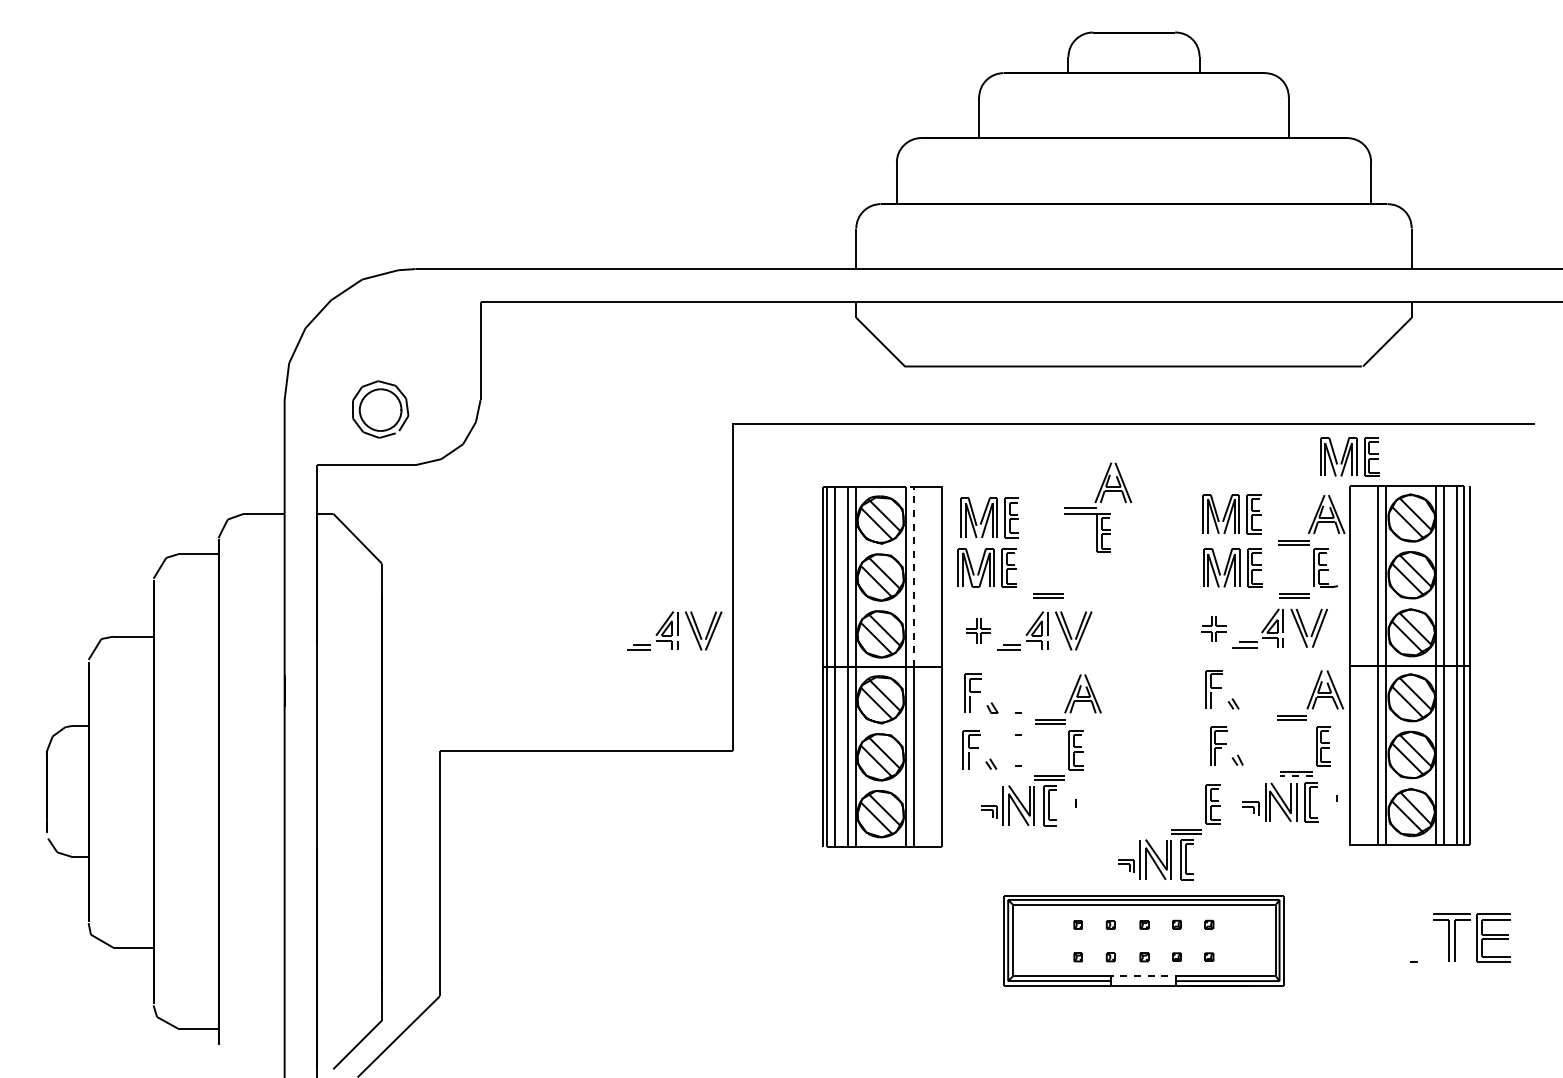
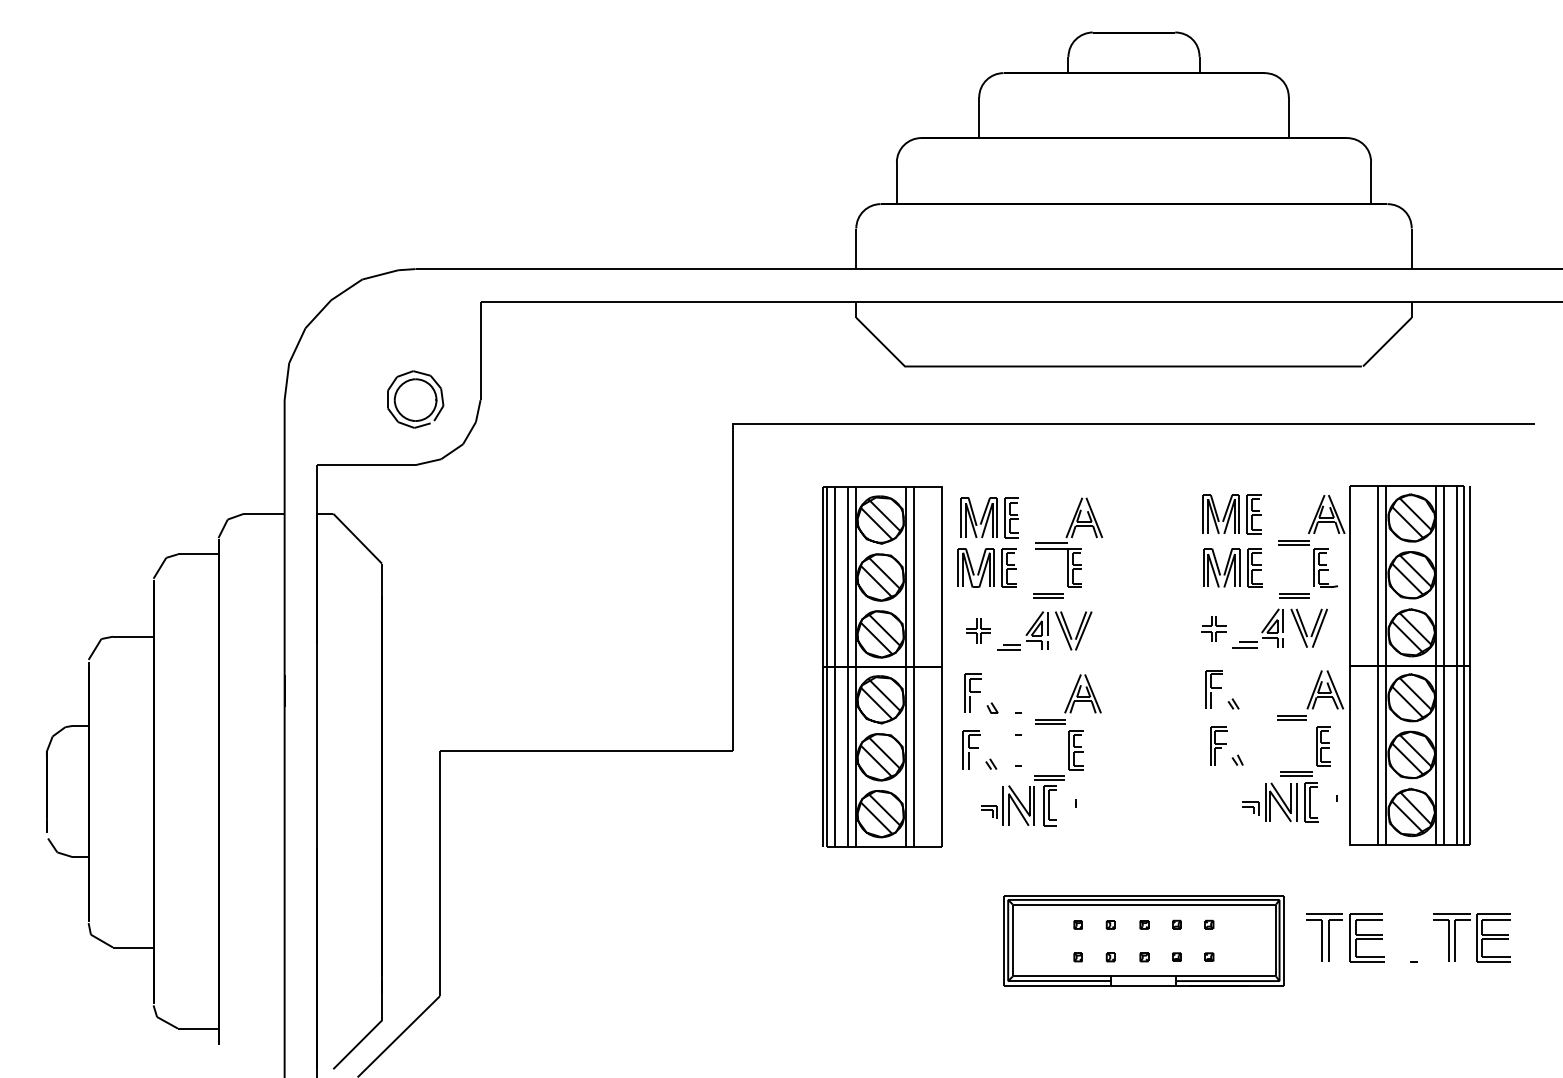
part position: (380, 409) -> (415, 399) (415, 399)
part: present -> none (1349, 456)
part position: (1098, 507) -> (1069, 542) (1069, 542)
line: dashed -> solid (914, 571)
part: present -> none (674, 630)
line: dashed -> solid (1296, 776)
part: present -> none (1169, 832)
part: none -> present (1345, 937)
line: dashed -> solid (1141, 976)
